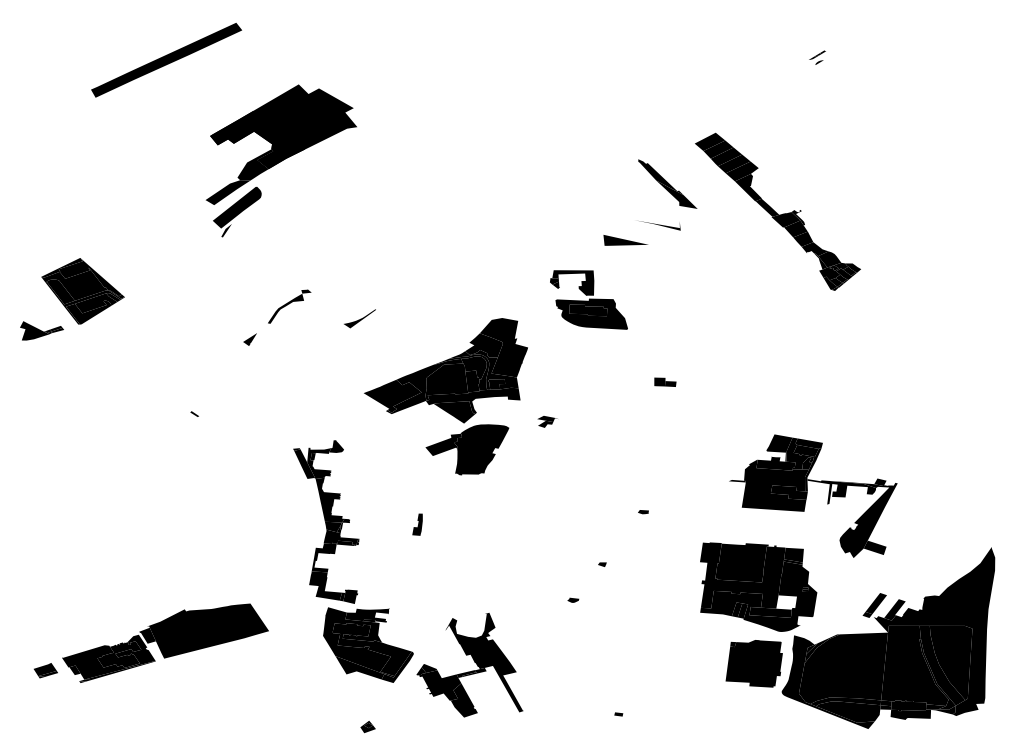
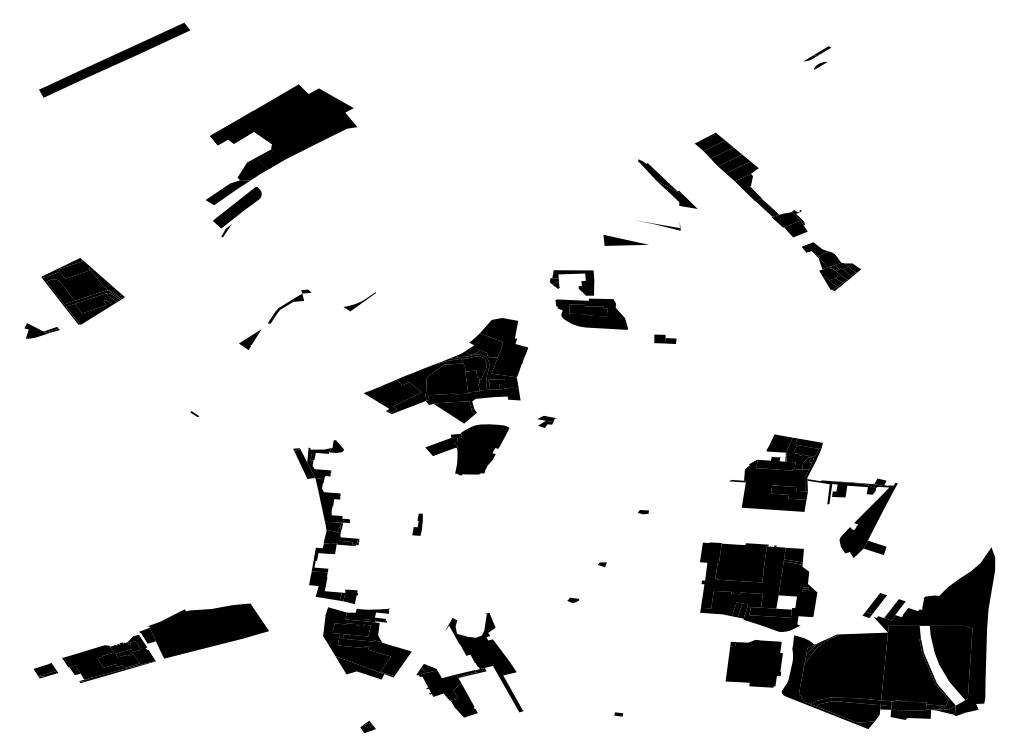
part size: 17x15 px -> 29x24 px (817, 57)
part position: (166, 60) -> (114, 60) (114, 60)
fill: present -> none (803, 238)
part position: (359, 318) -> (359, 301) (359, 301)
part size: 44x20 px -> 36x16 px (41, 330)
part size: 14x13 px -> 23x21 px (250, 339)
part position: (665, 381) -> (665, 338) (665, 338)
fill: present -> none (942, 665)
fill: present -> none (397, 667)
